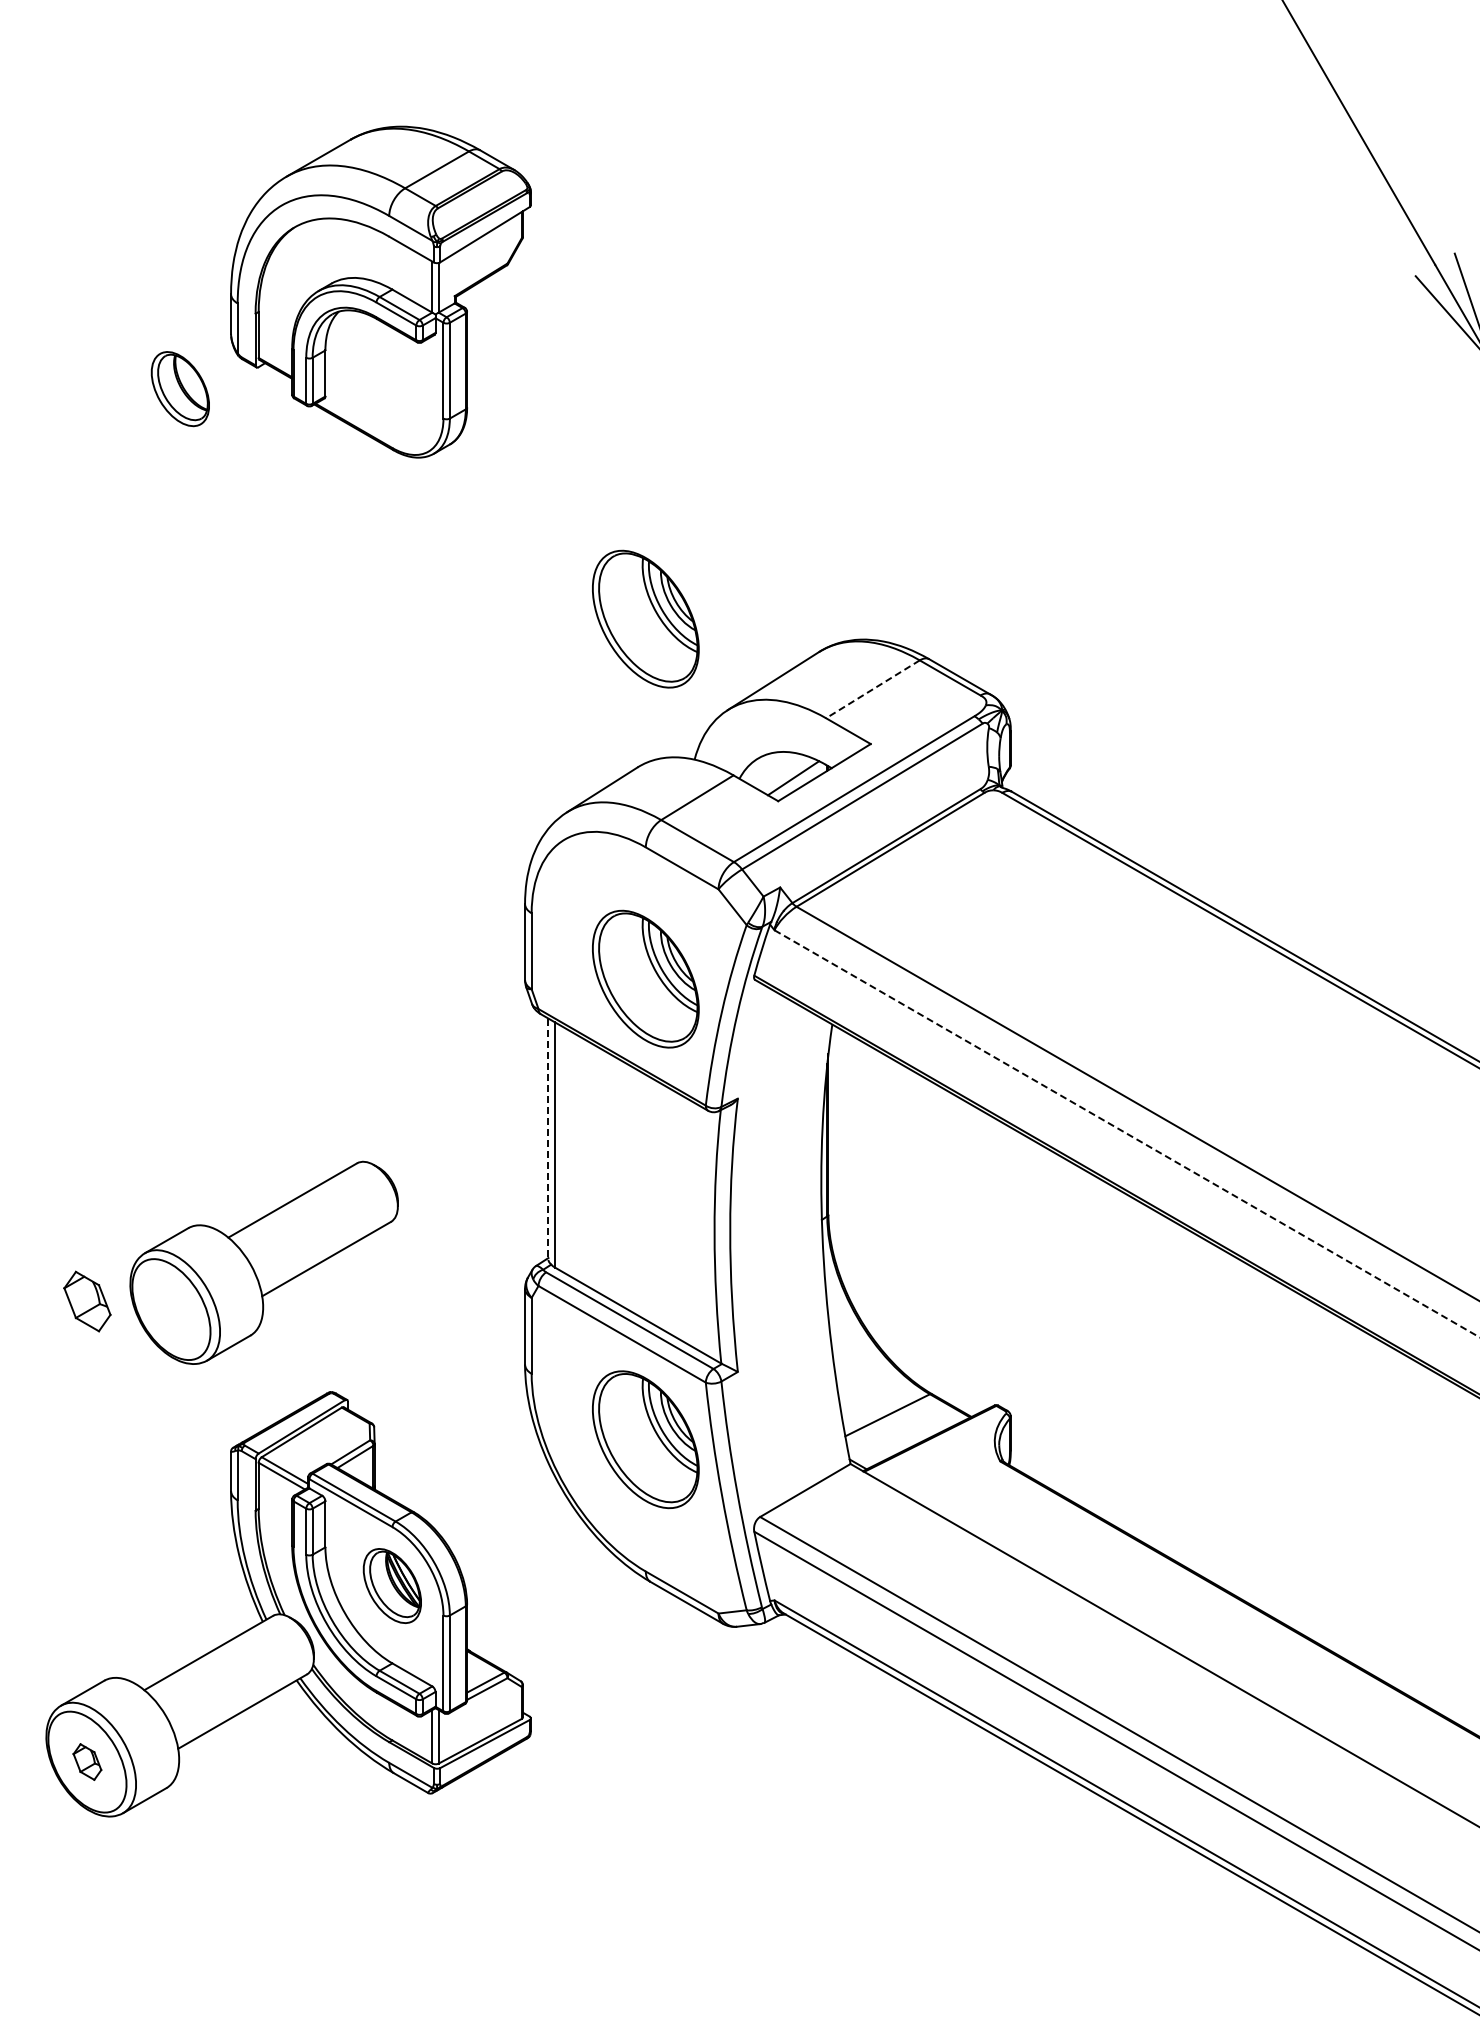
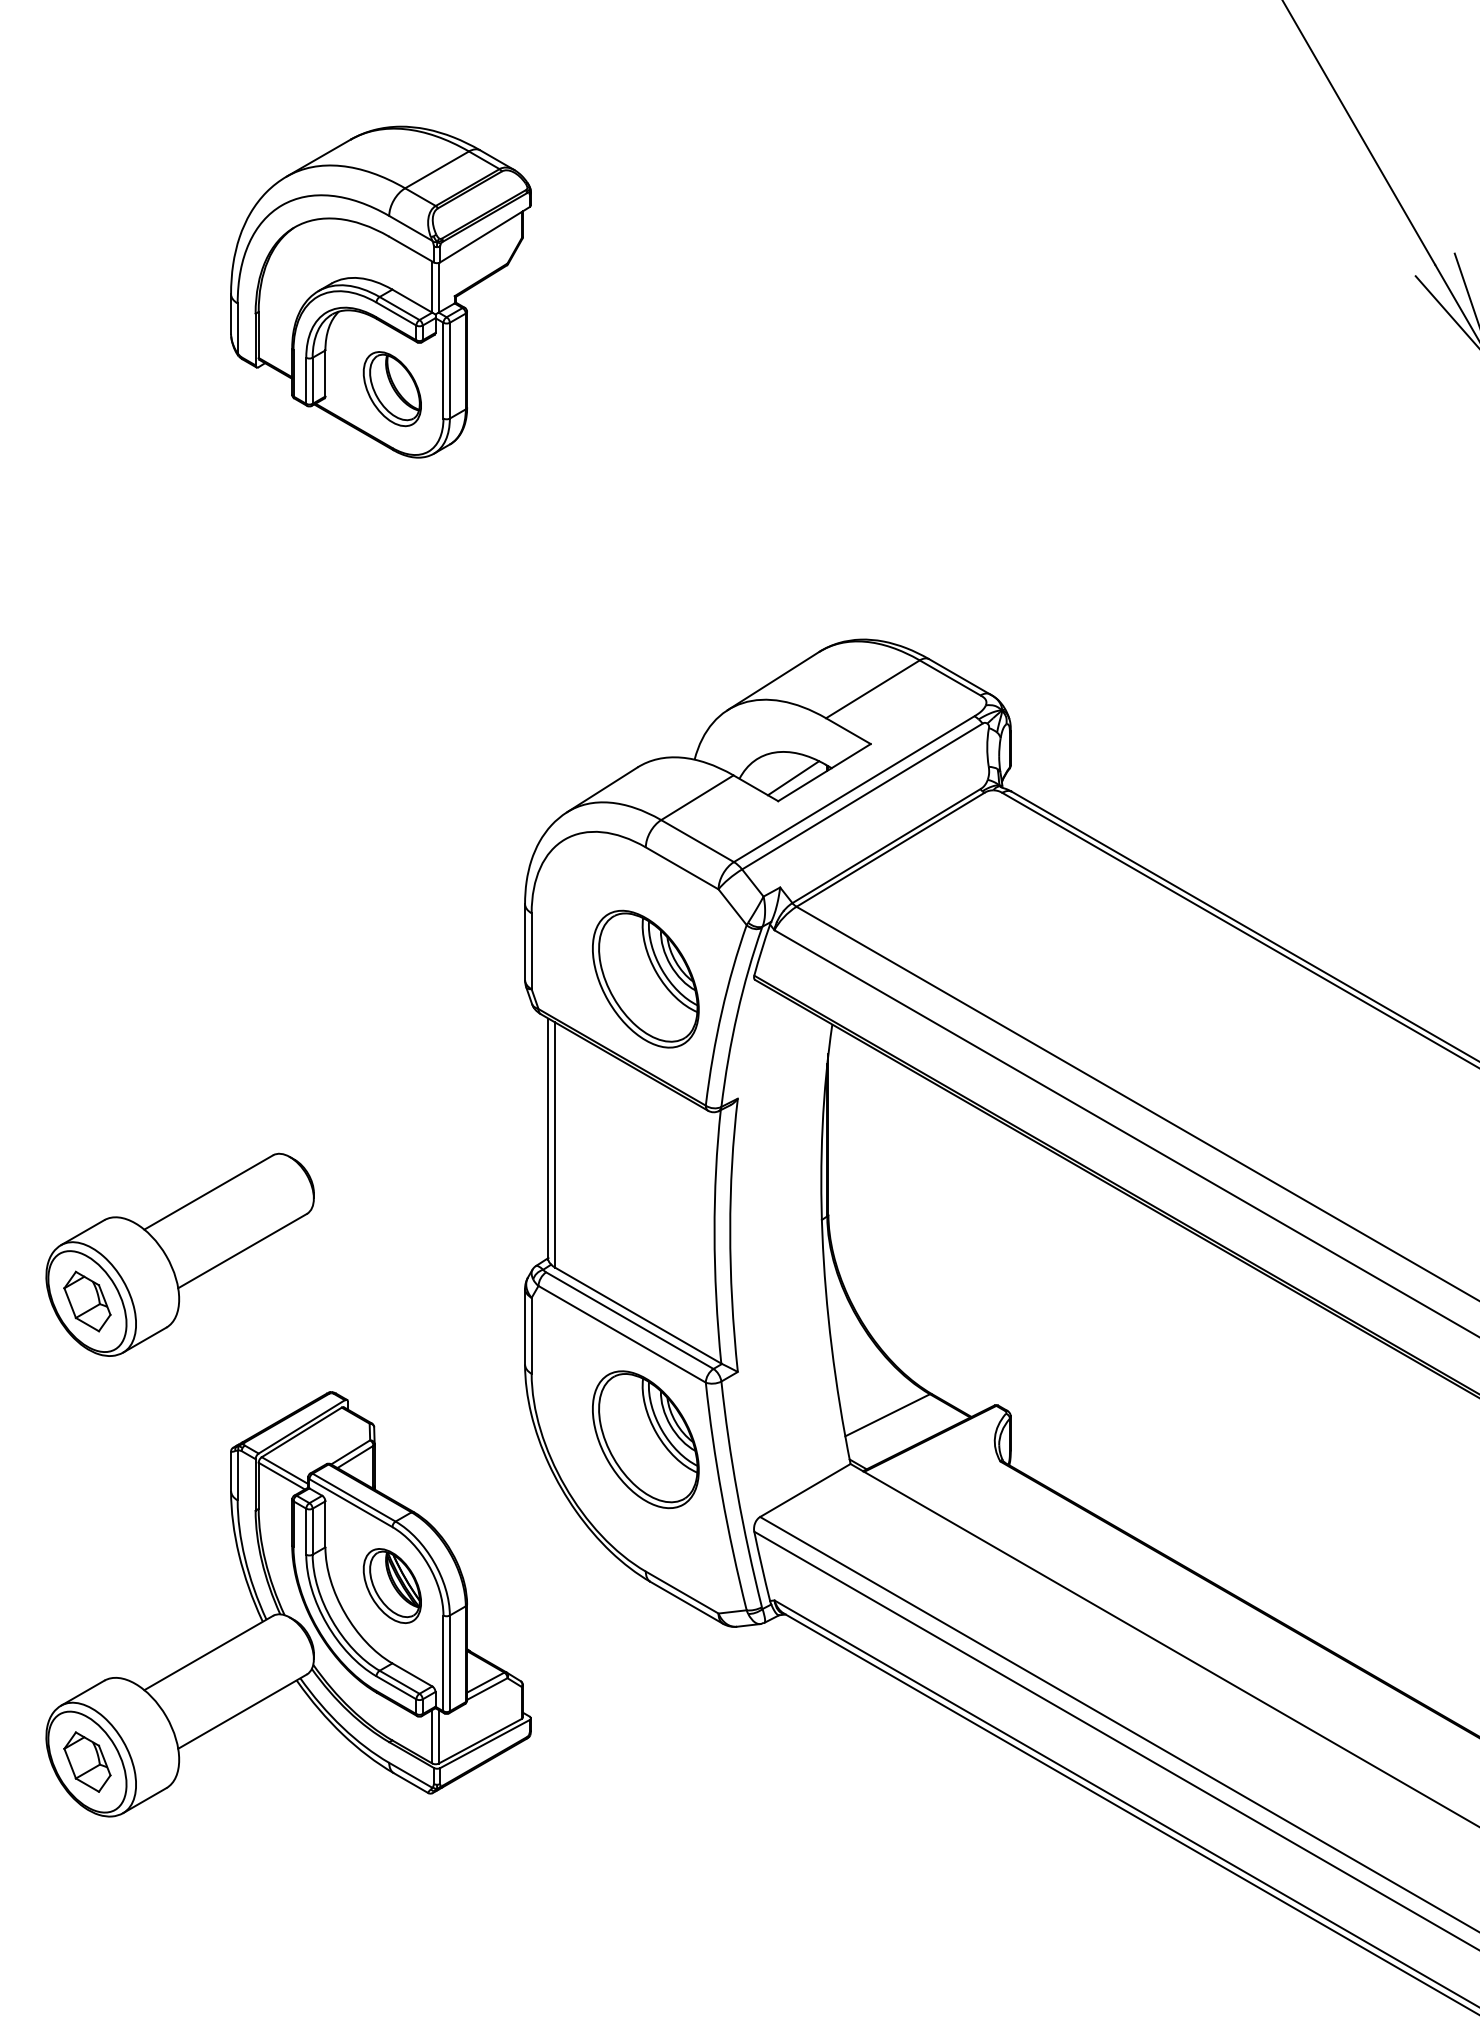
part position: (179, 389) -> (391, 389) (391, 389)
part: present -> none (645, 618)
line: dashed -> solid (872, 689)
line: dashed -> solid (1126, 1133)
line: dashed -> solid (548, 1139)
part position: (263, 1262) -> (179, 1254) (179, 1254)
part size: 31x38 px -> 49x62 px (87, 1761)
